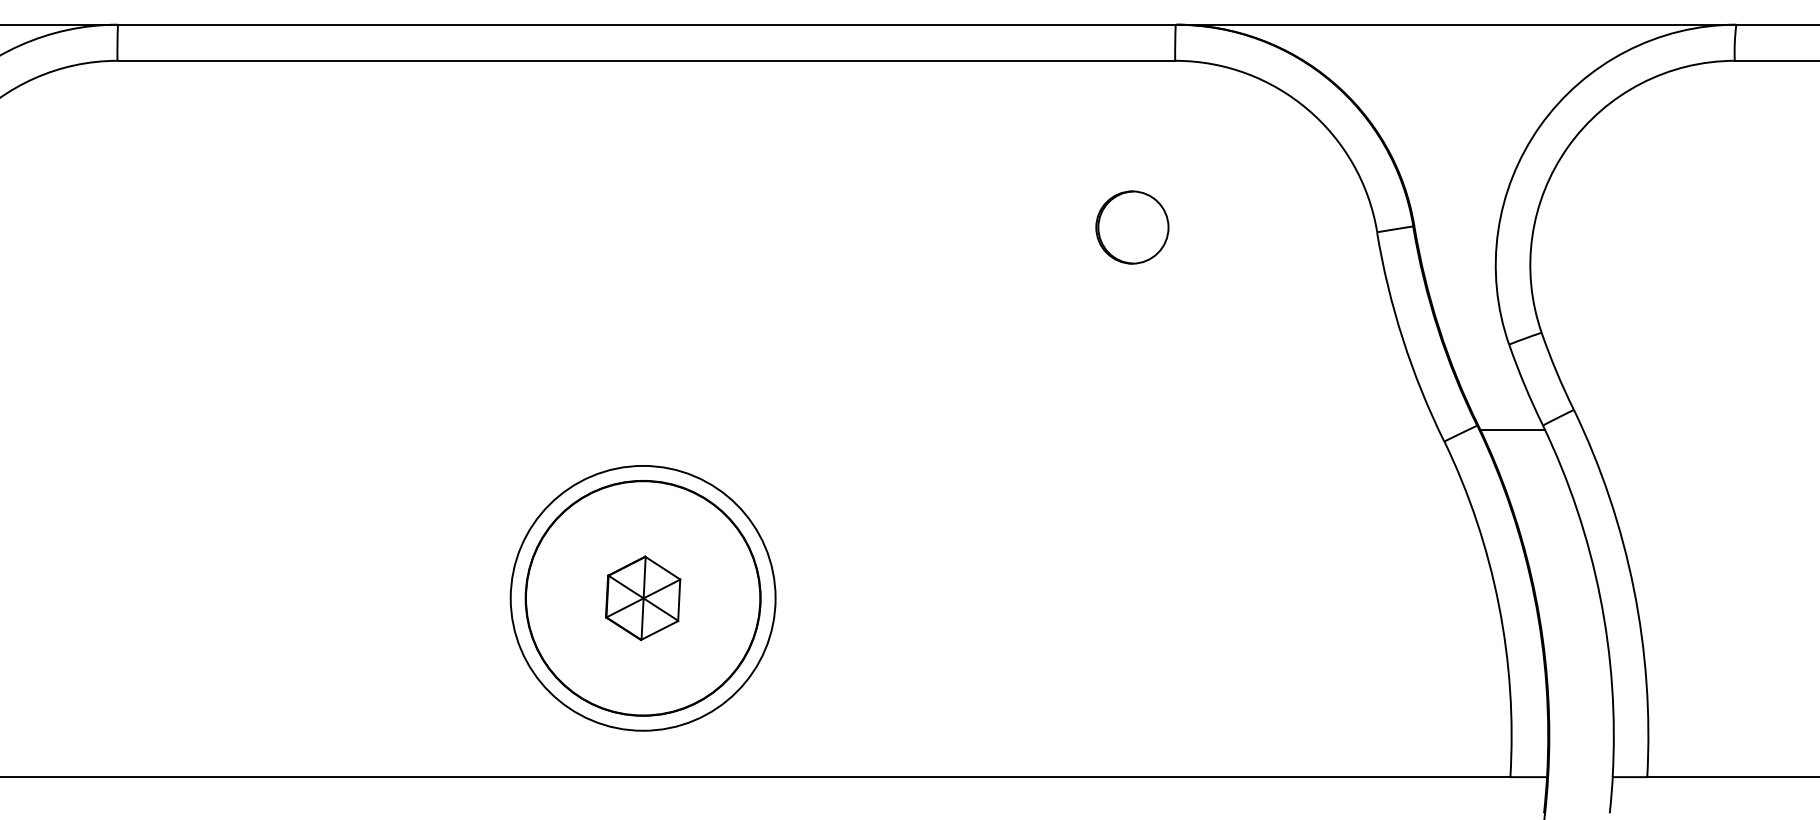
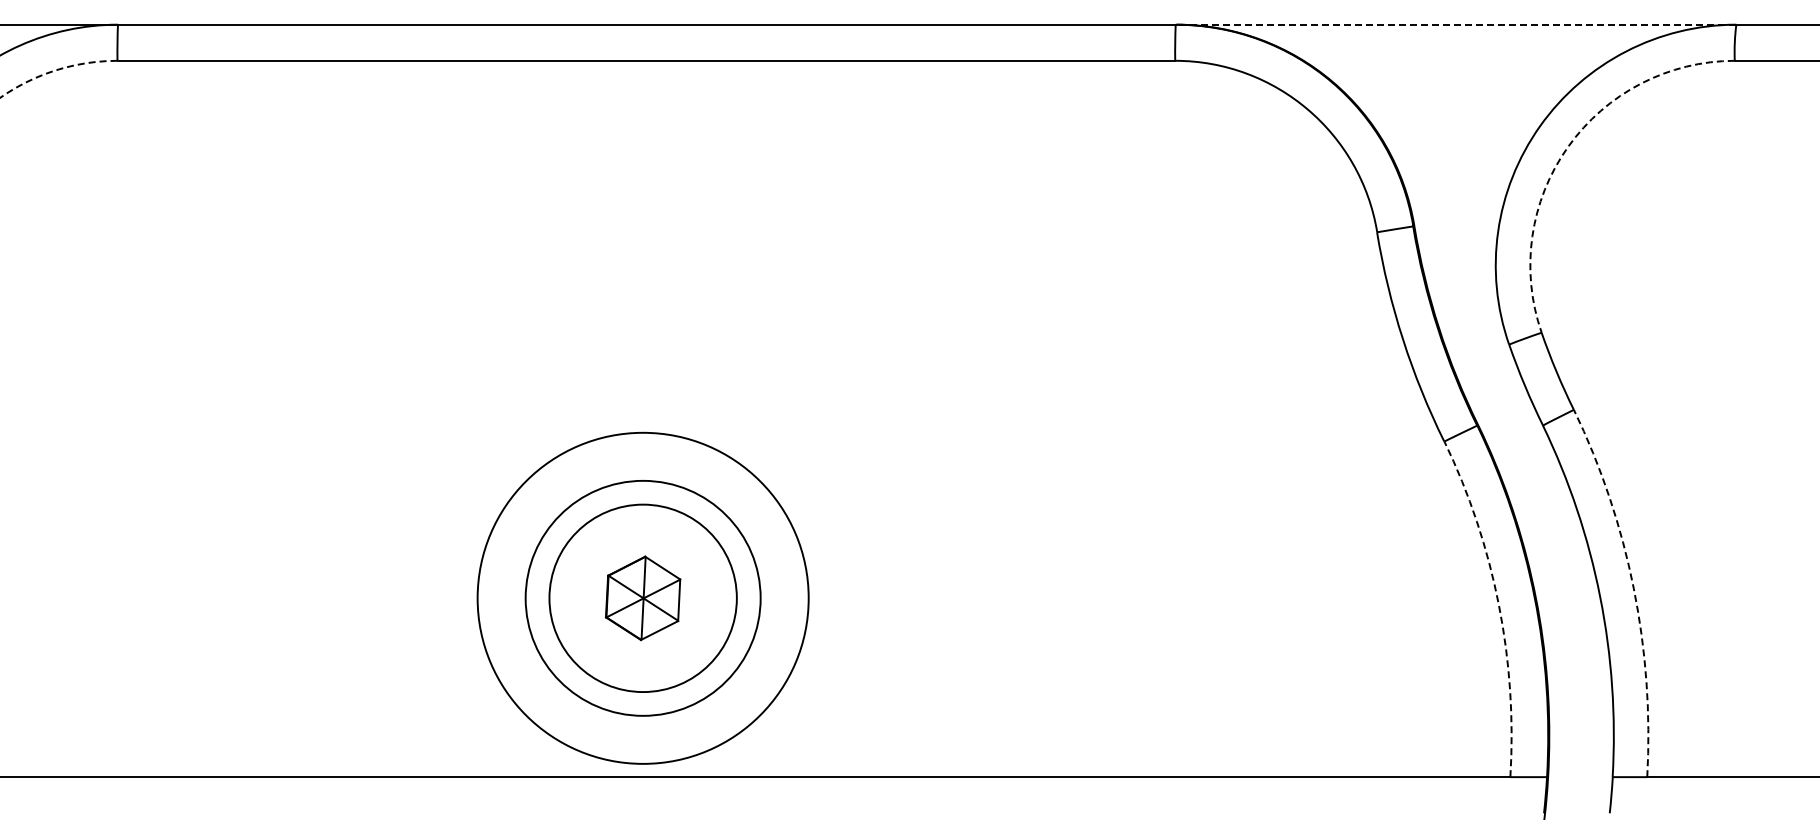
line: solid -> dashed (1456, 24)
arc: solid -> dashed (55, 70)
arc: solid -> dashed (1568, 146)
part: present -> none (1132, 227)
line: present -> none (1512, 430)
arc: solid -> dashed (1633, 588)
circle diameter: 265 px -> 331 px (642, 597)
circle diameter: 234 px -> 187 px (642, 598)
arc: solid -> dashed (1498, 605)
